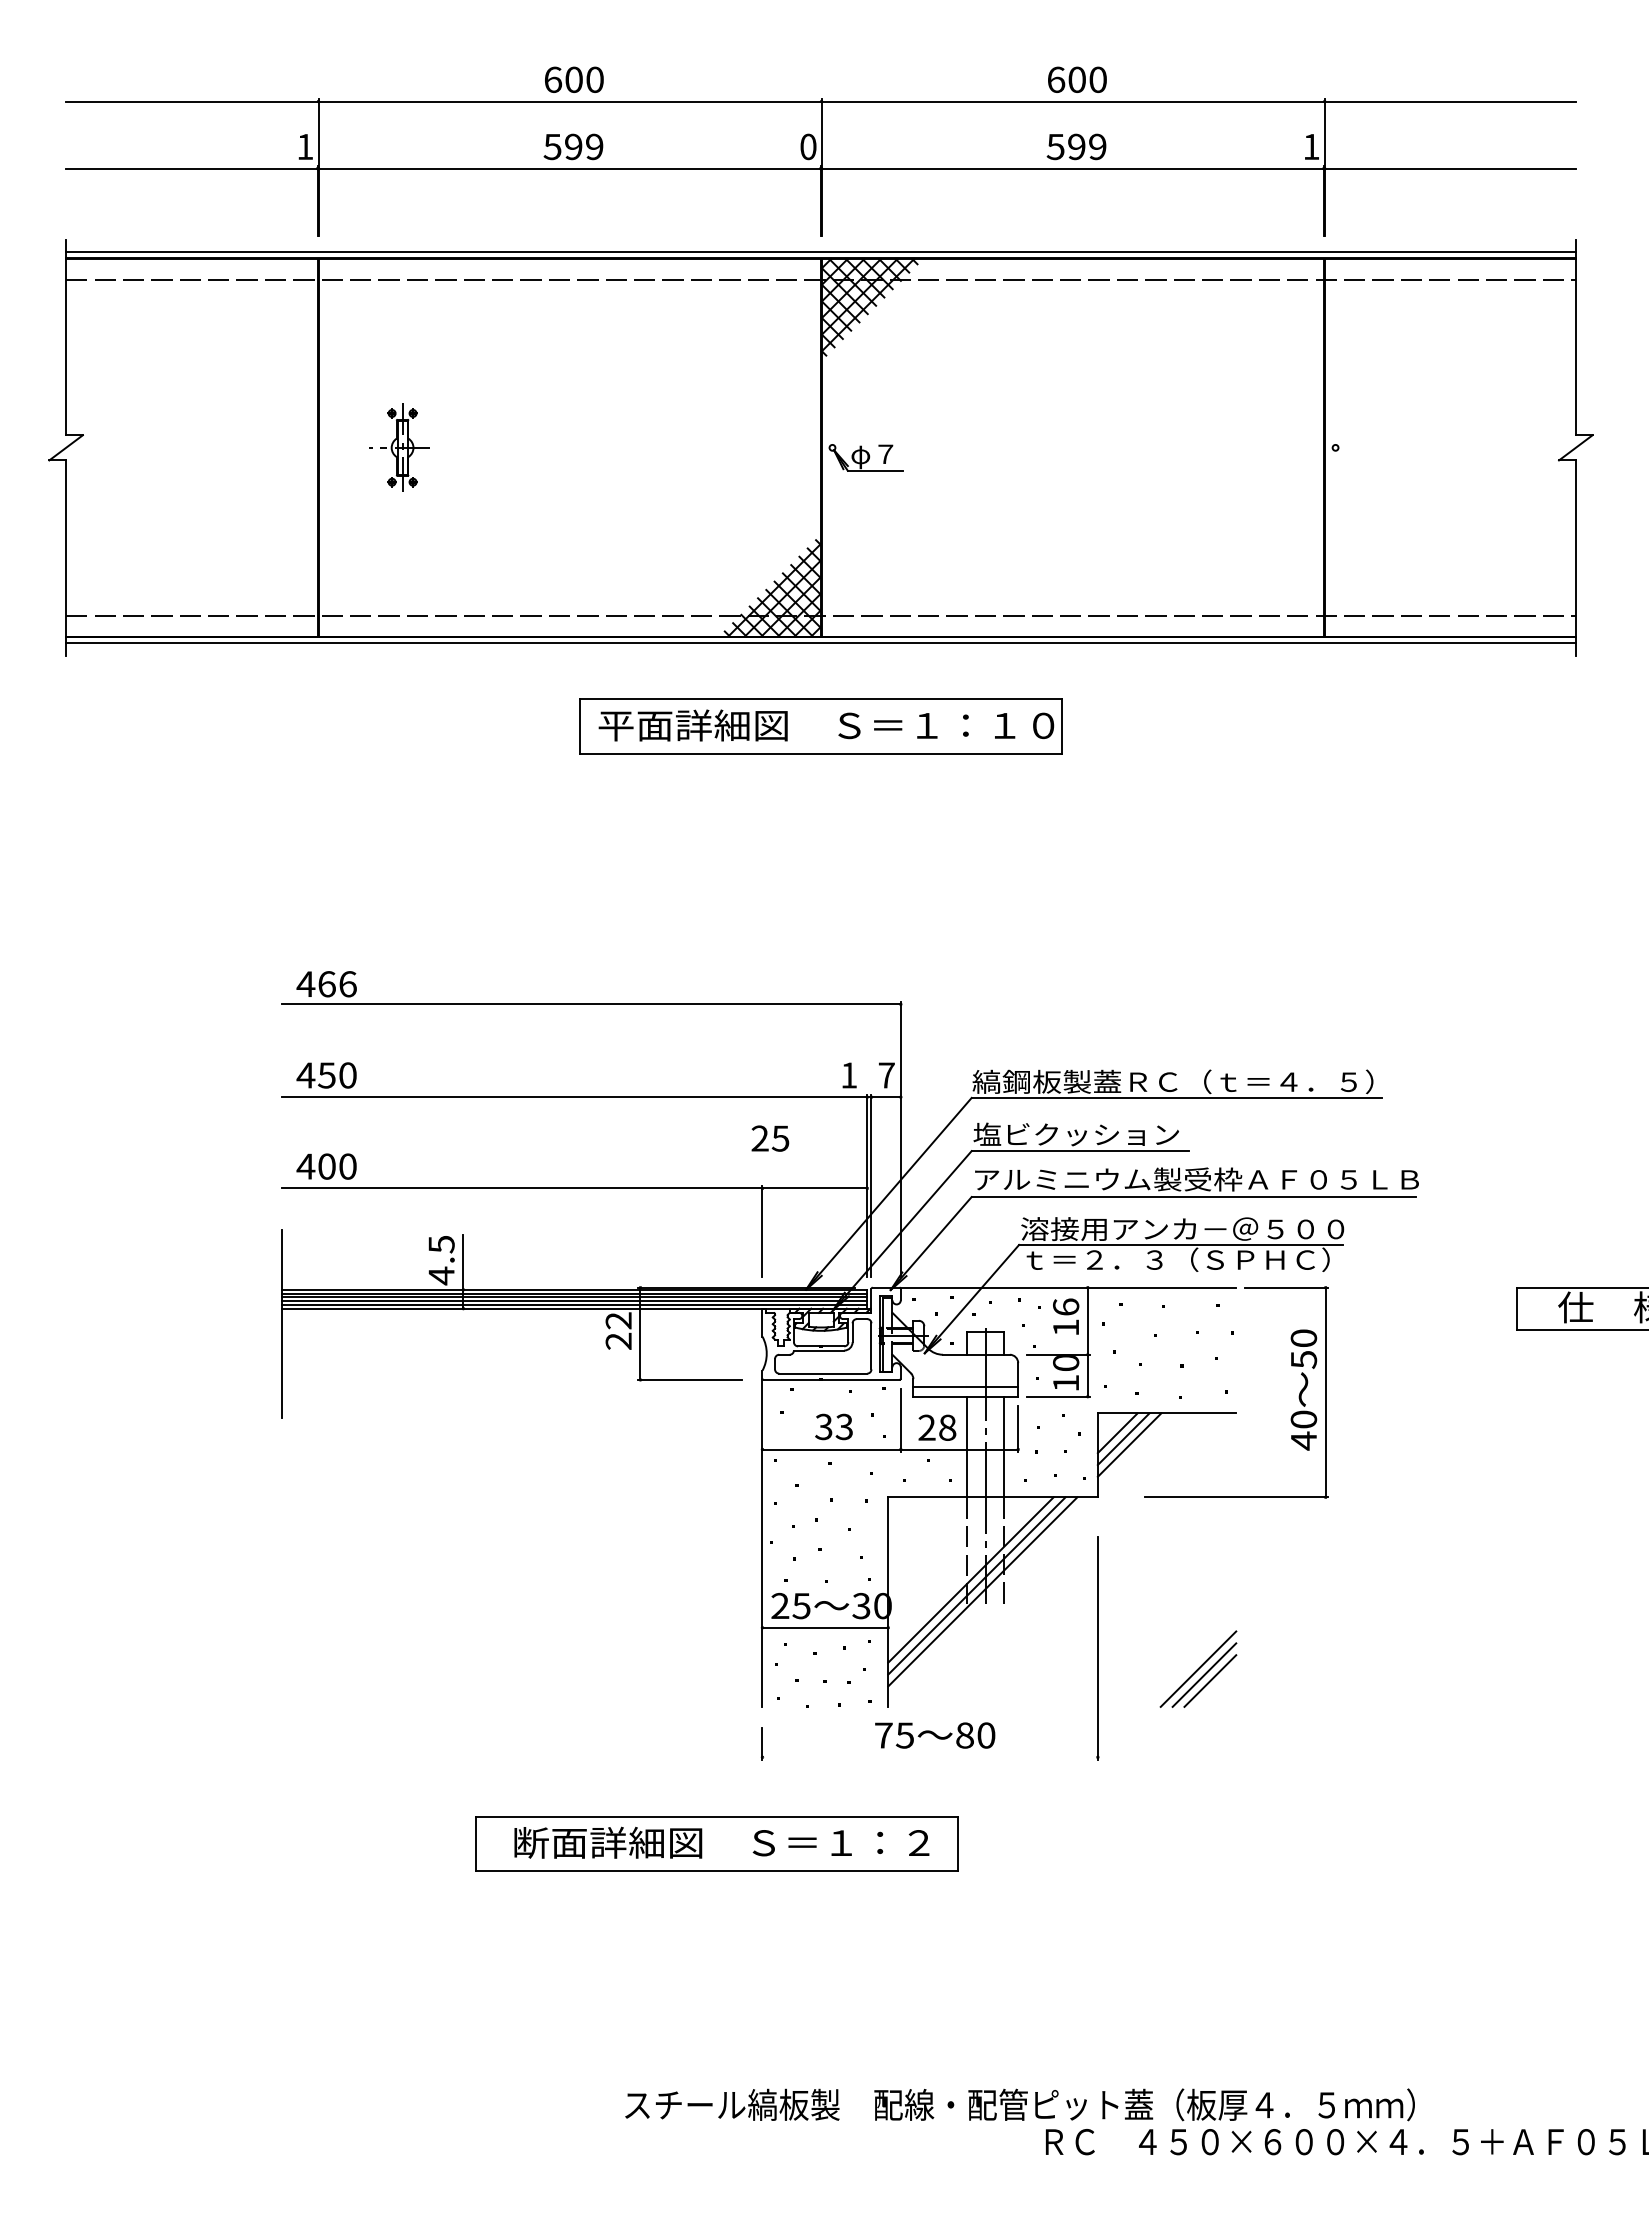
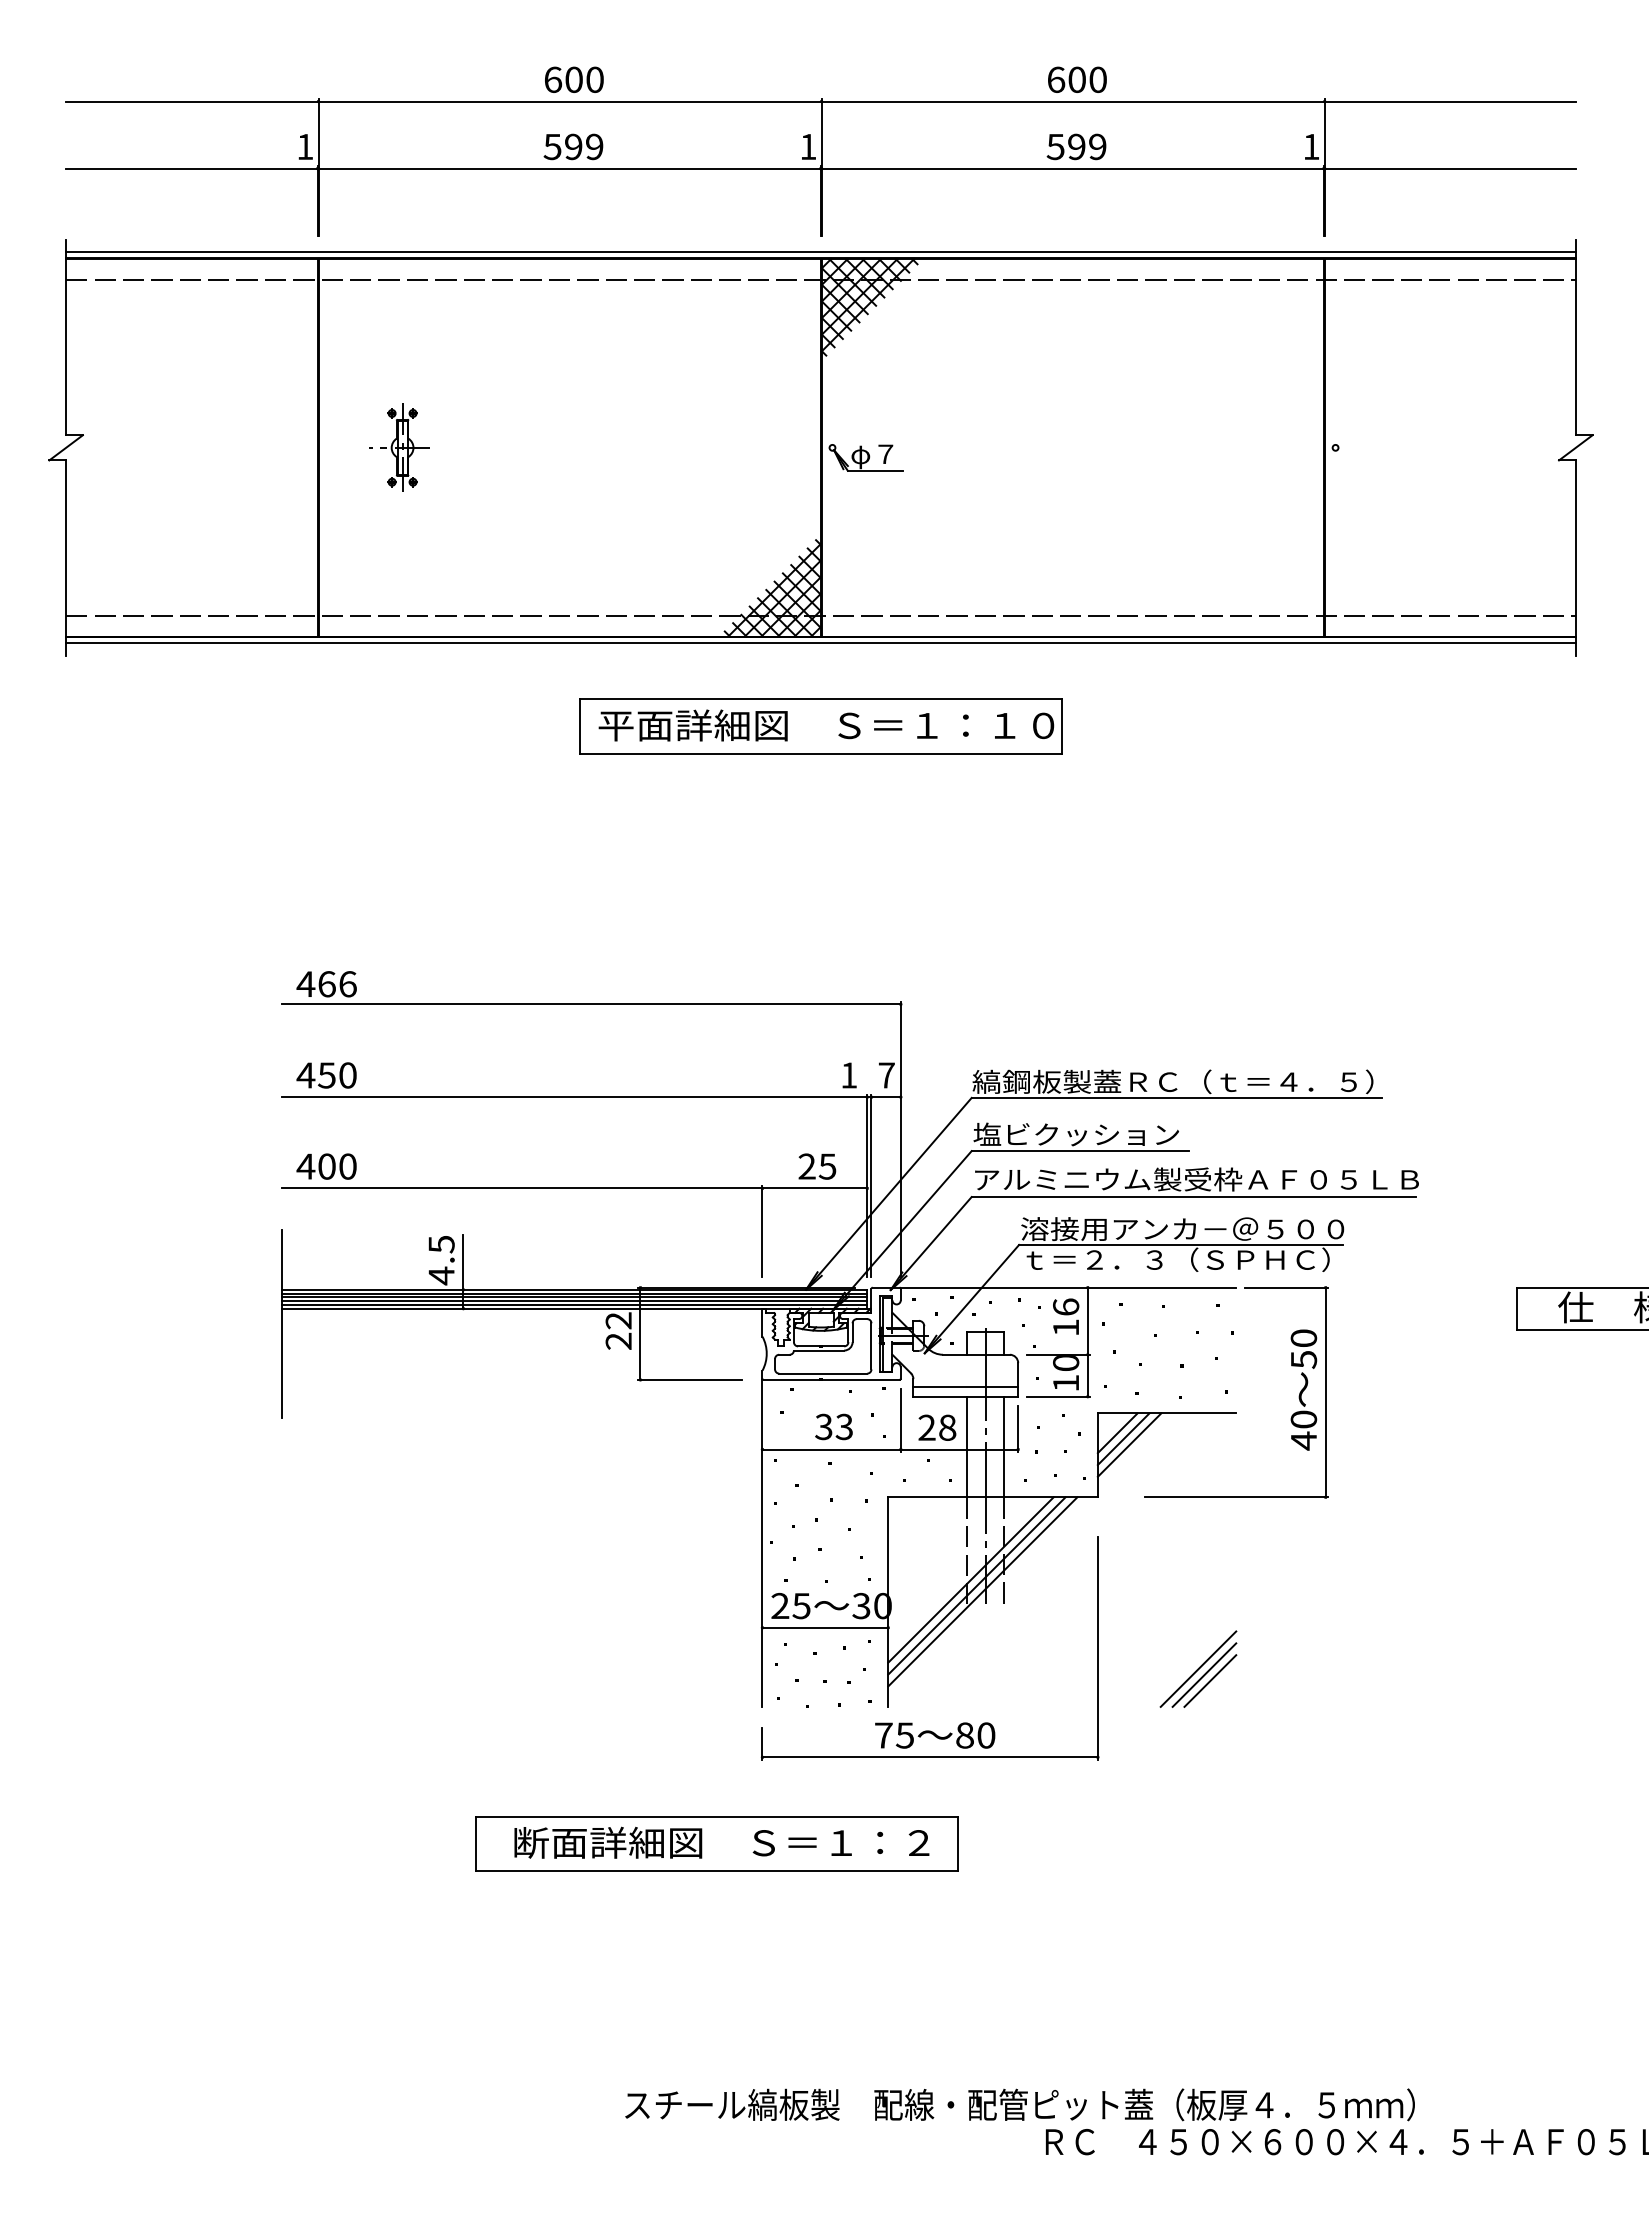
text: 0 -> 1 (808, 146)
text position: (770, 1138) -> (817, 1166) (817, 1166)
line: none -> present (929, 1757)
